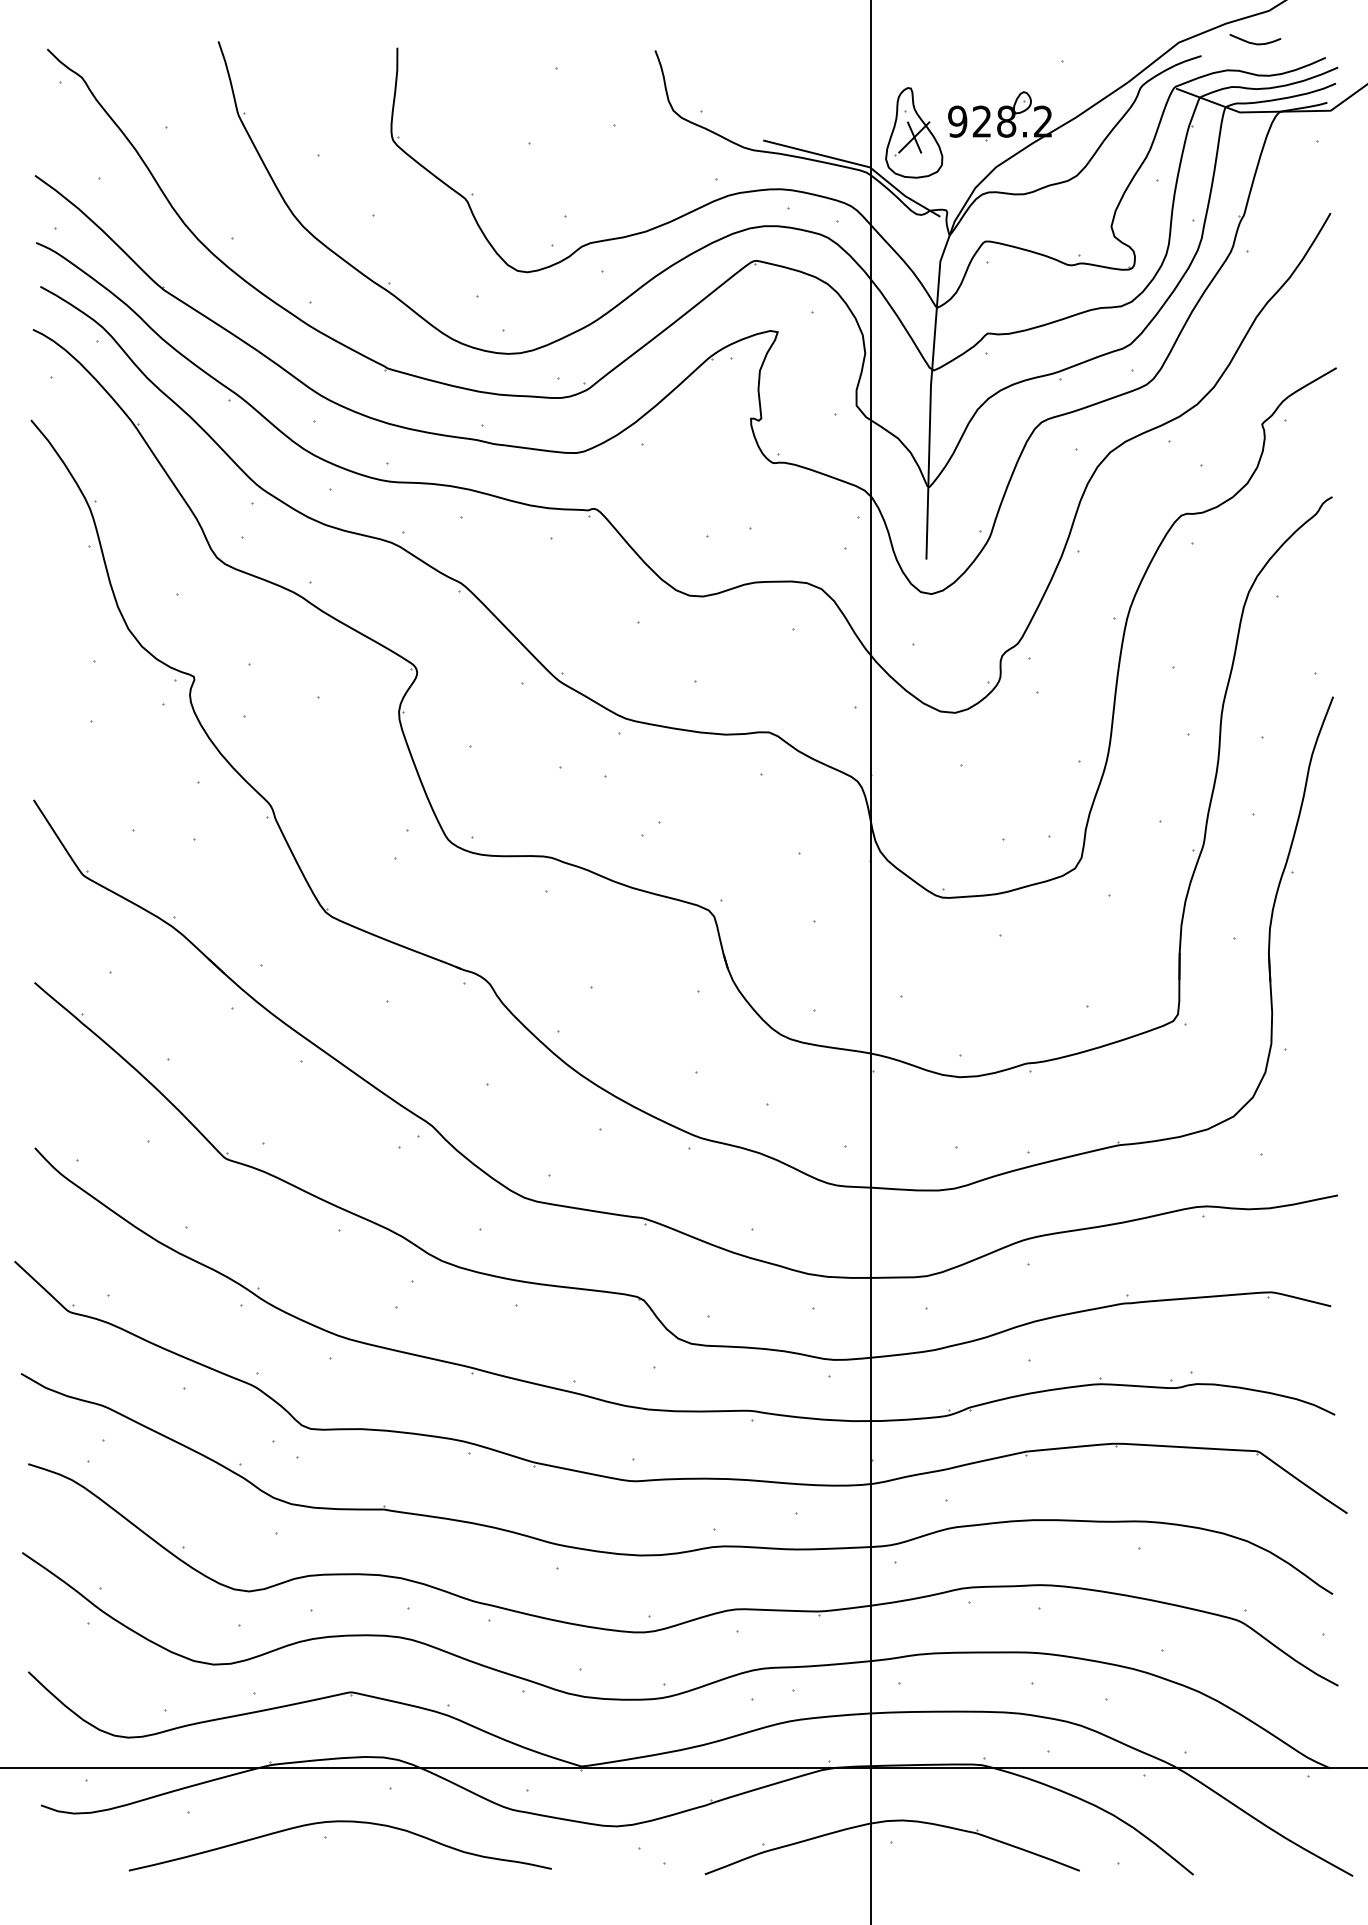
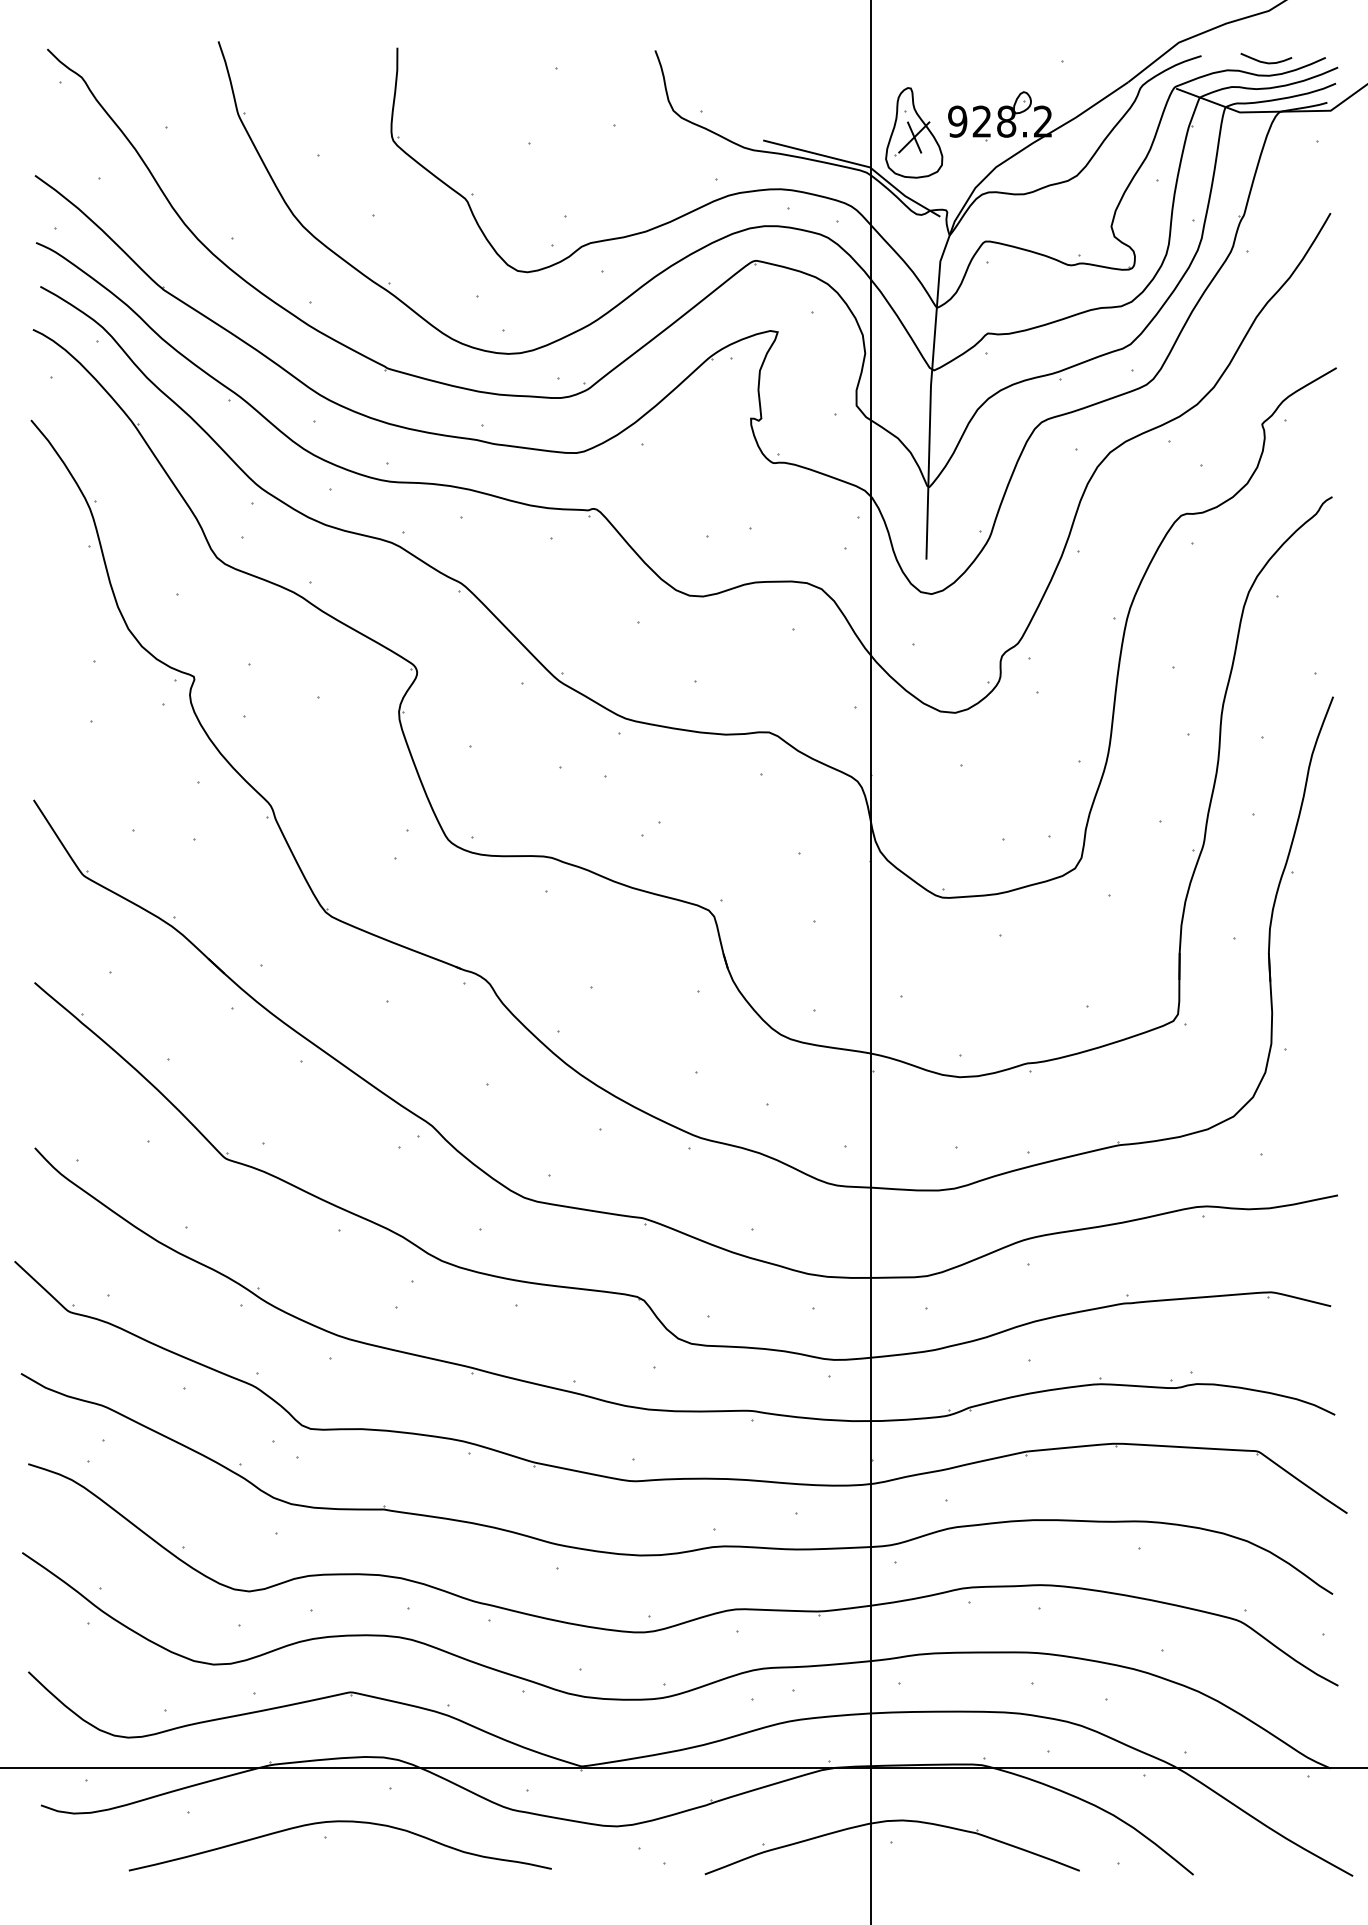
curve position: (1254, 42) -> (1265, 61) (1265, 61)
